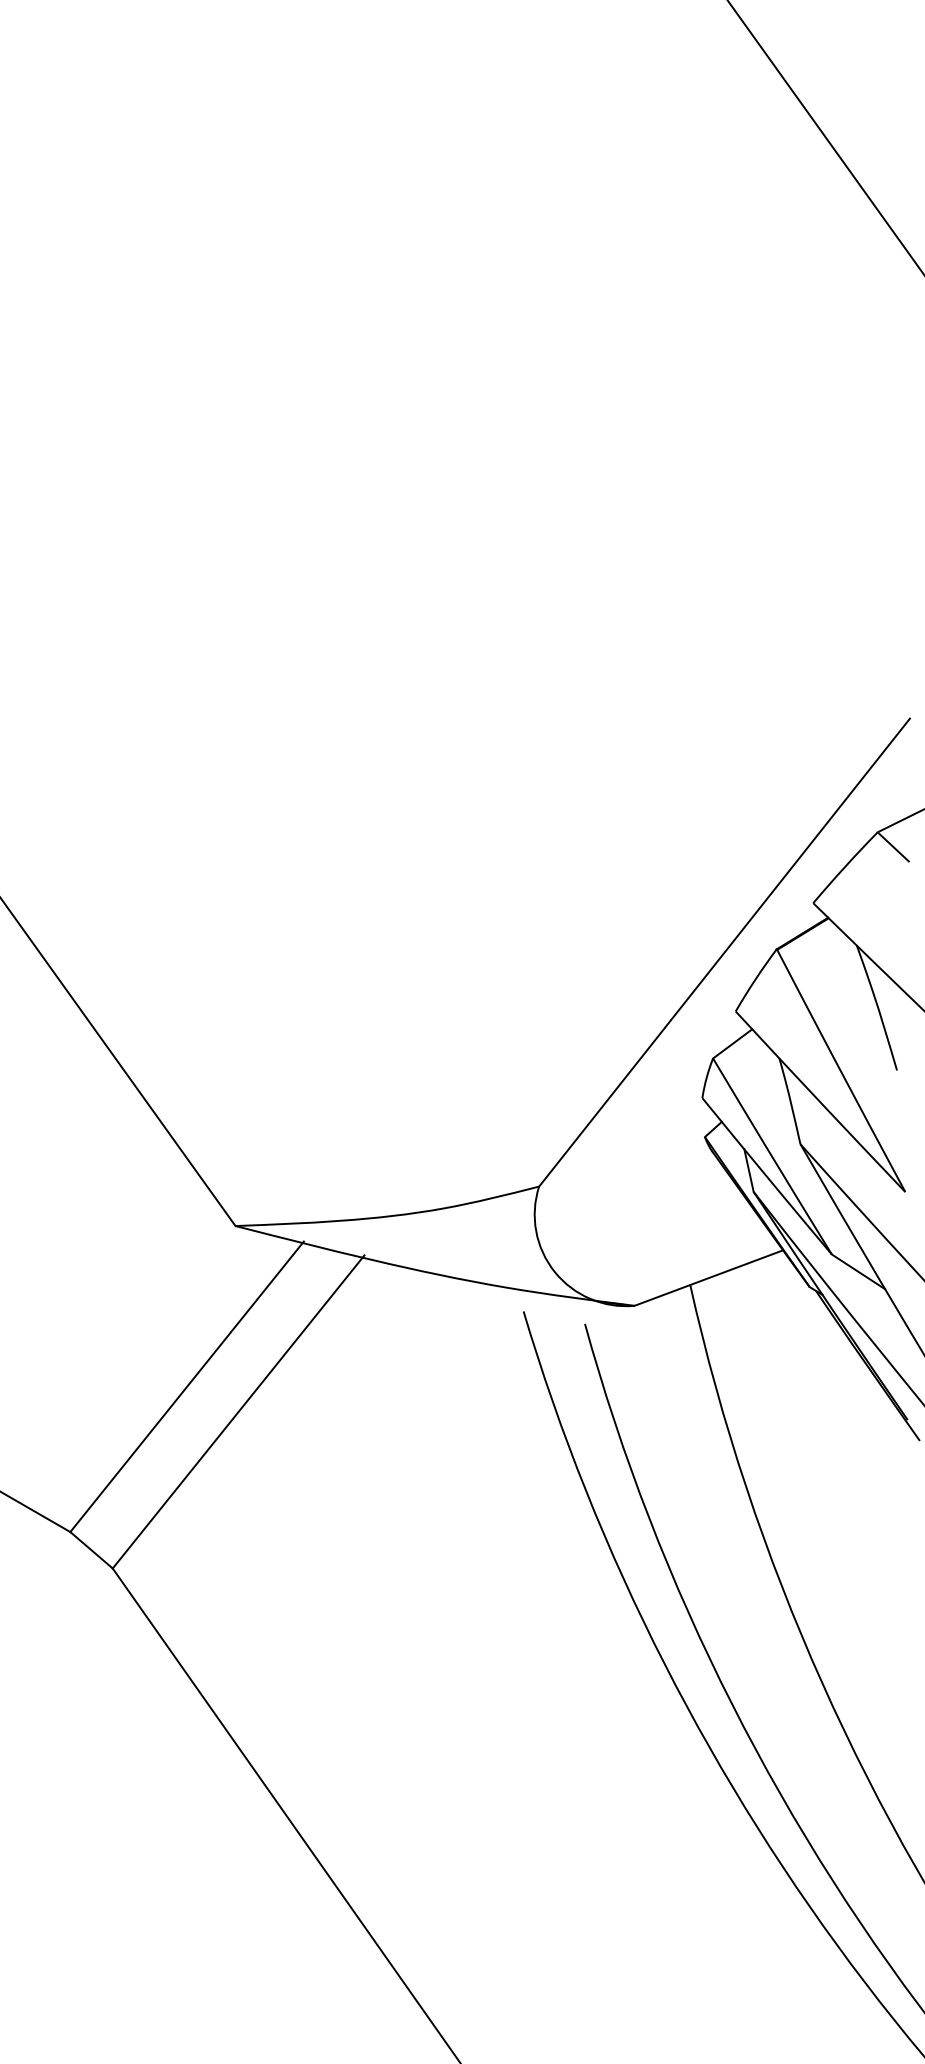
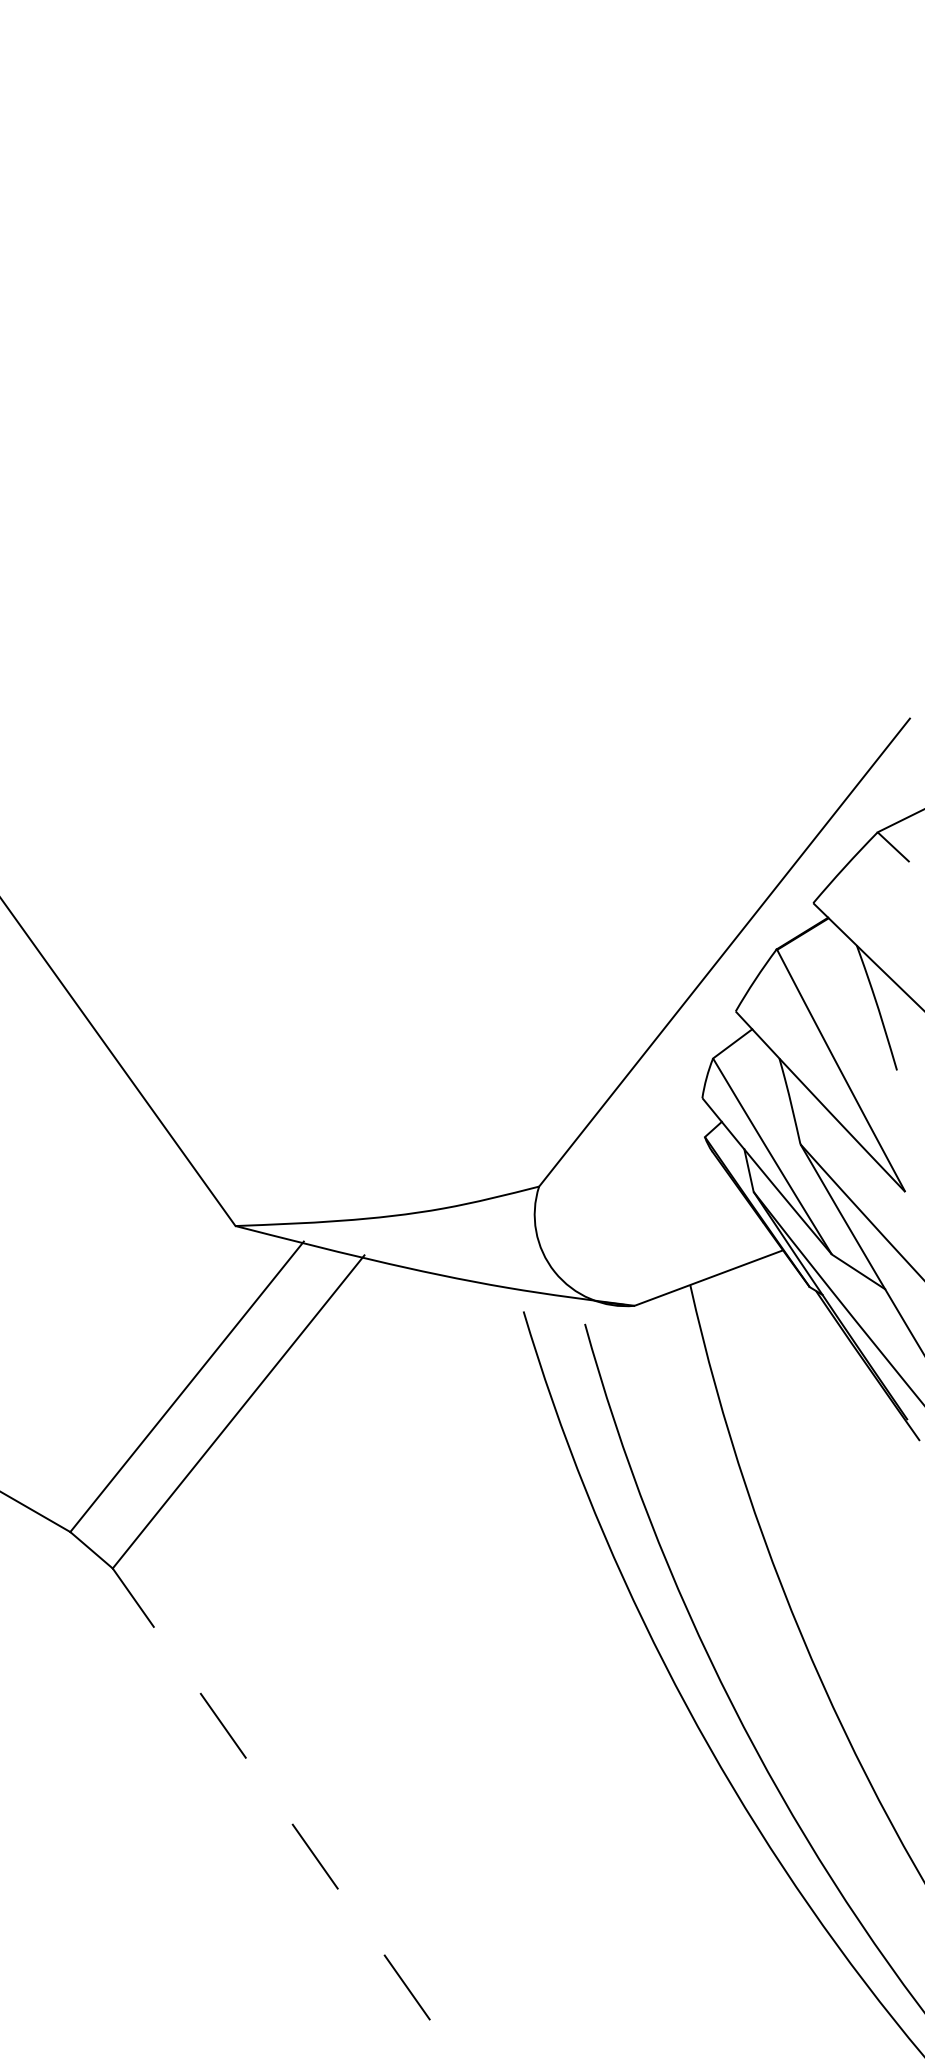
line: present -> none (824, 136)
line: solid -> dashed (286, 1815)
